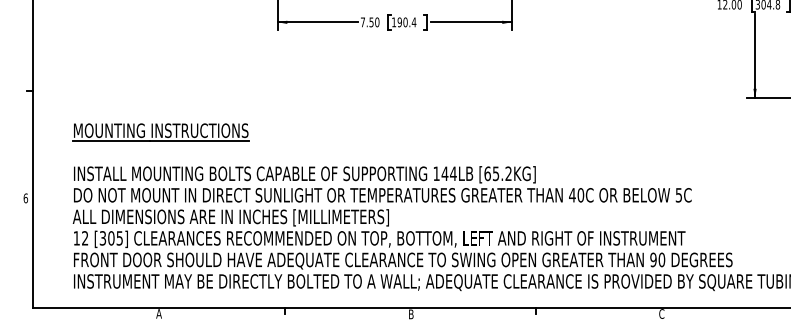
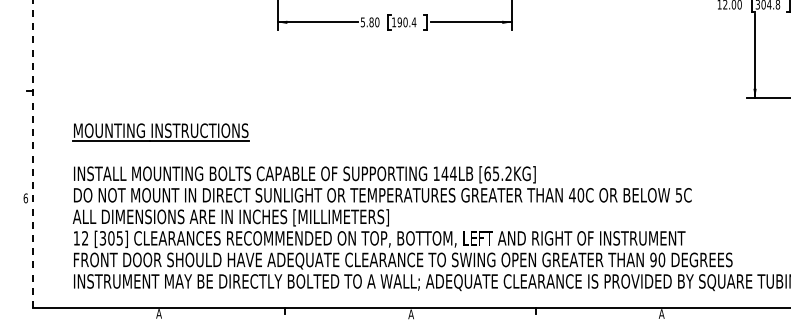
text: 7.50 -> 5.80 (366, 22)
line: solid -> dashed (33, 154)
text: C -> A (661, 313)
text: B -> A (410, 314)
